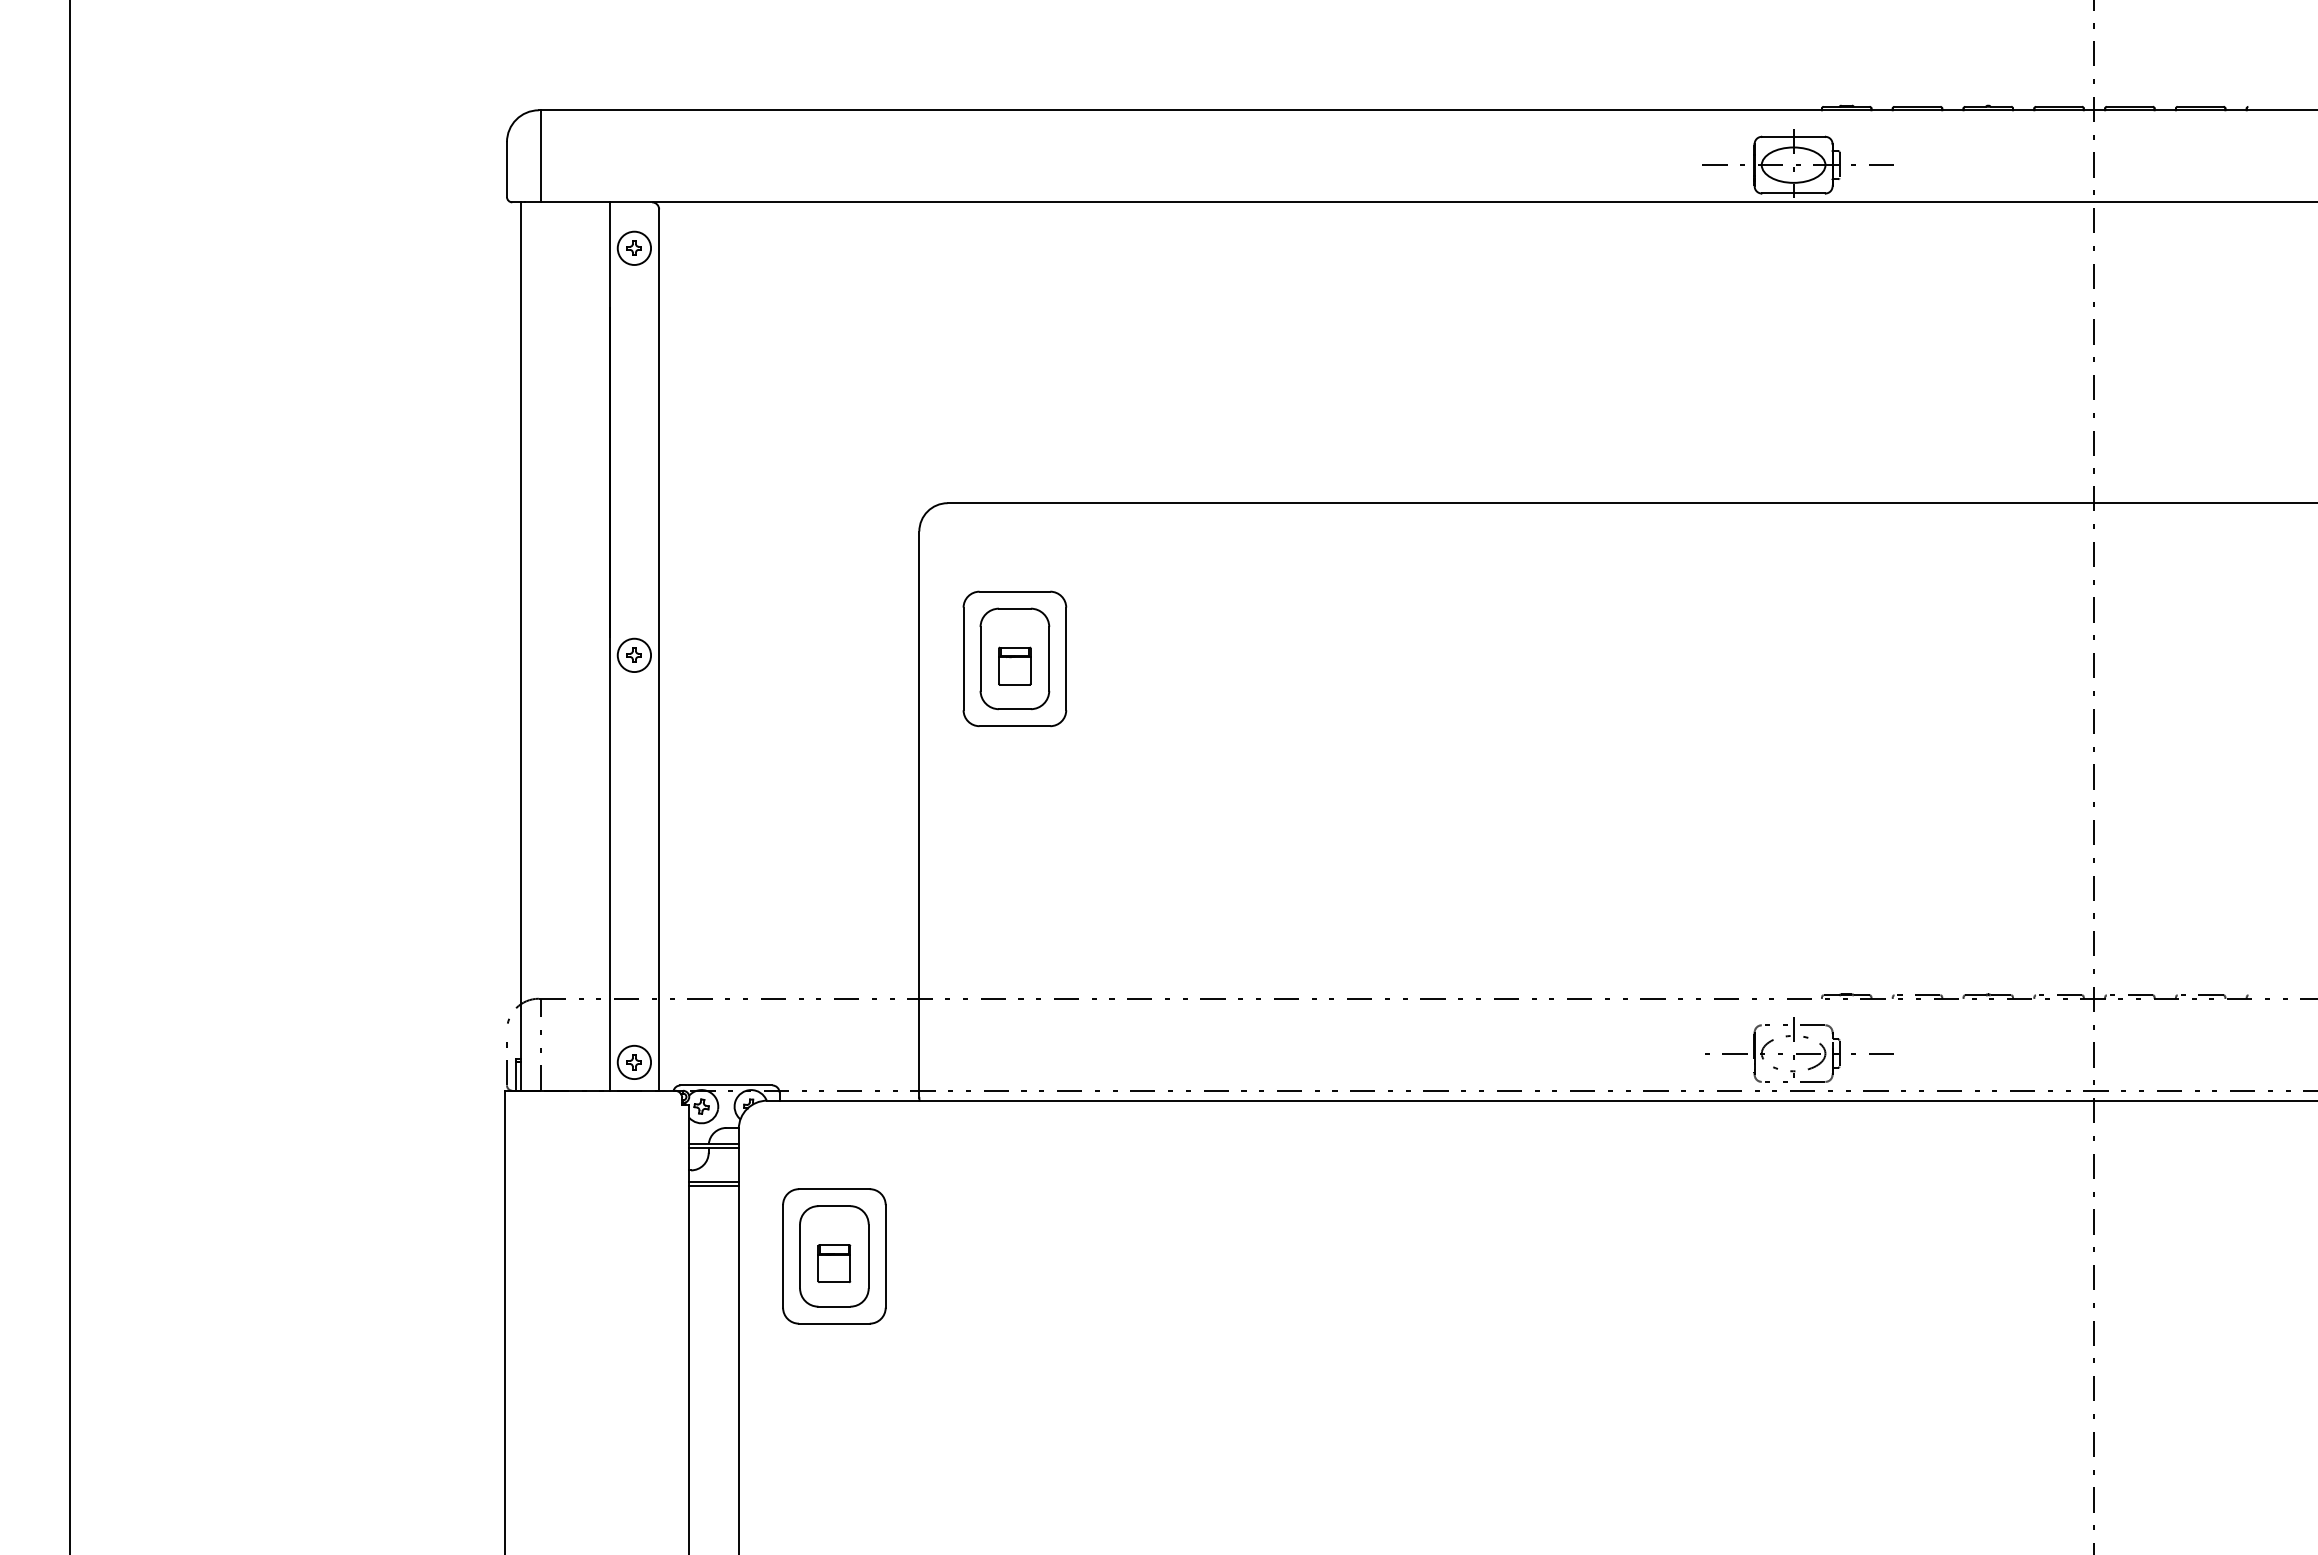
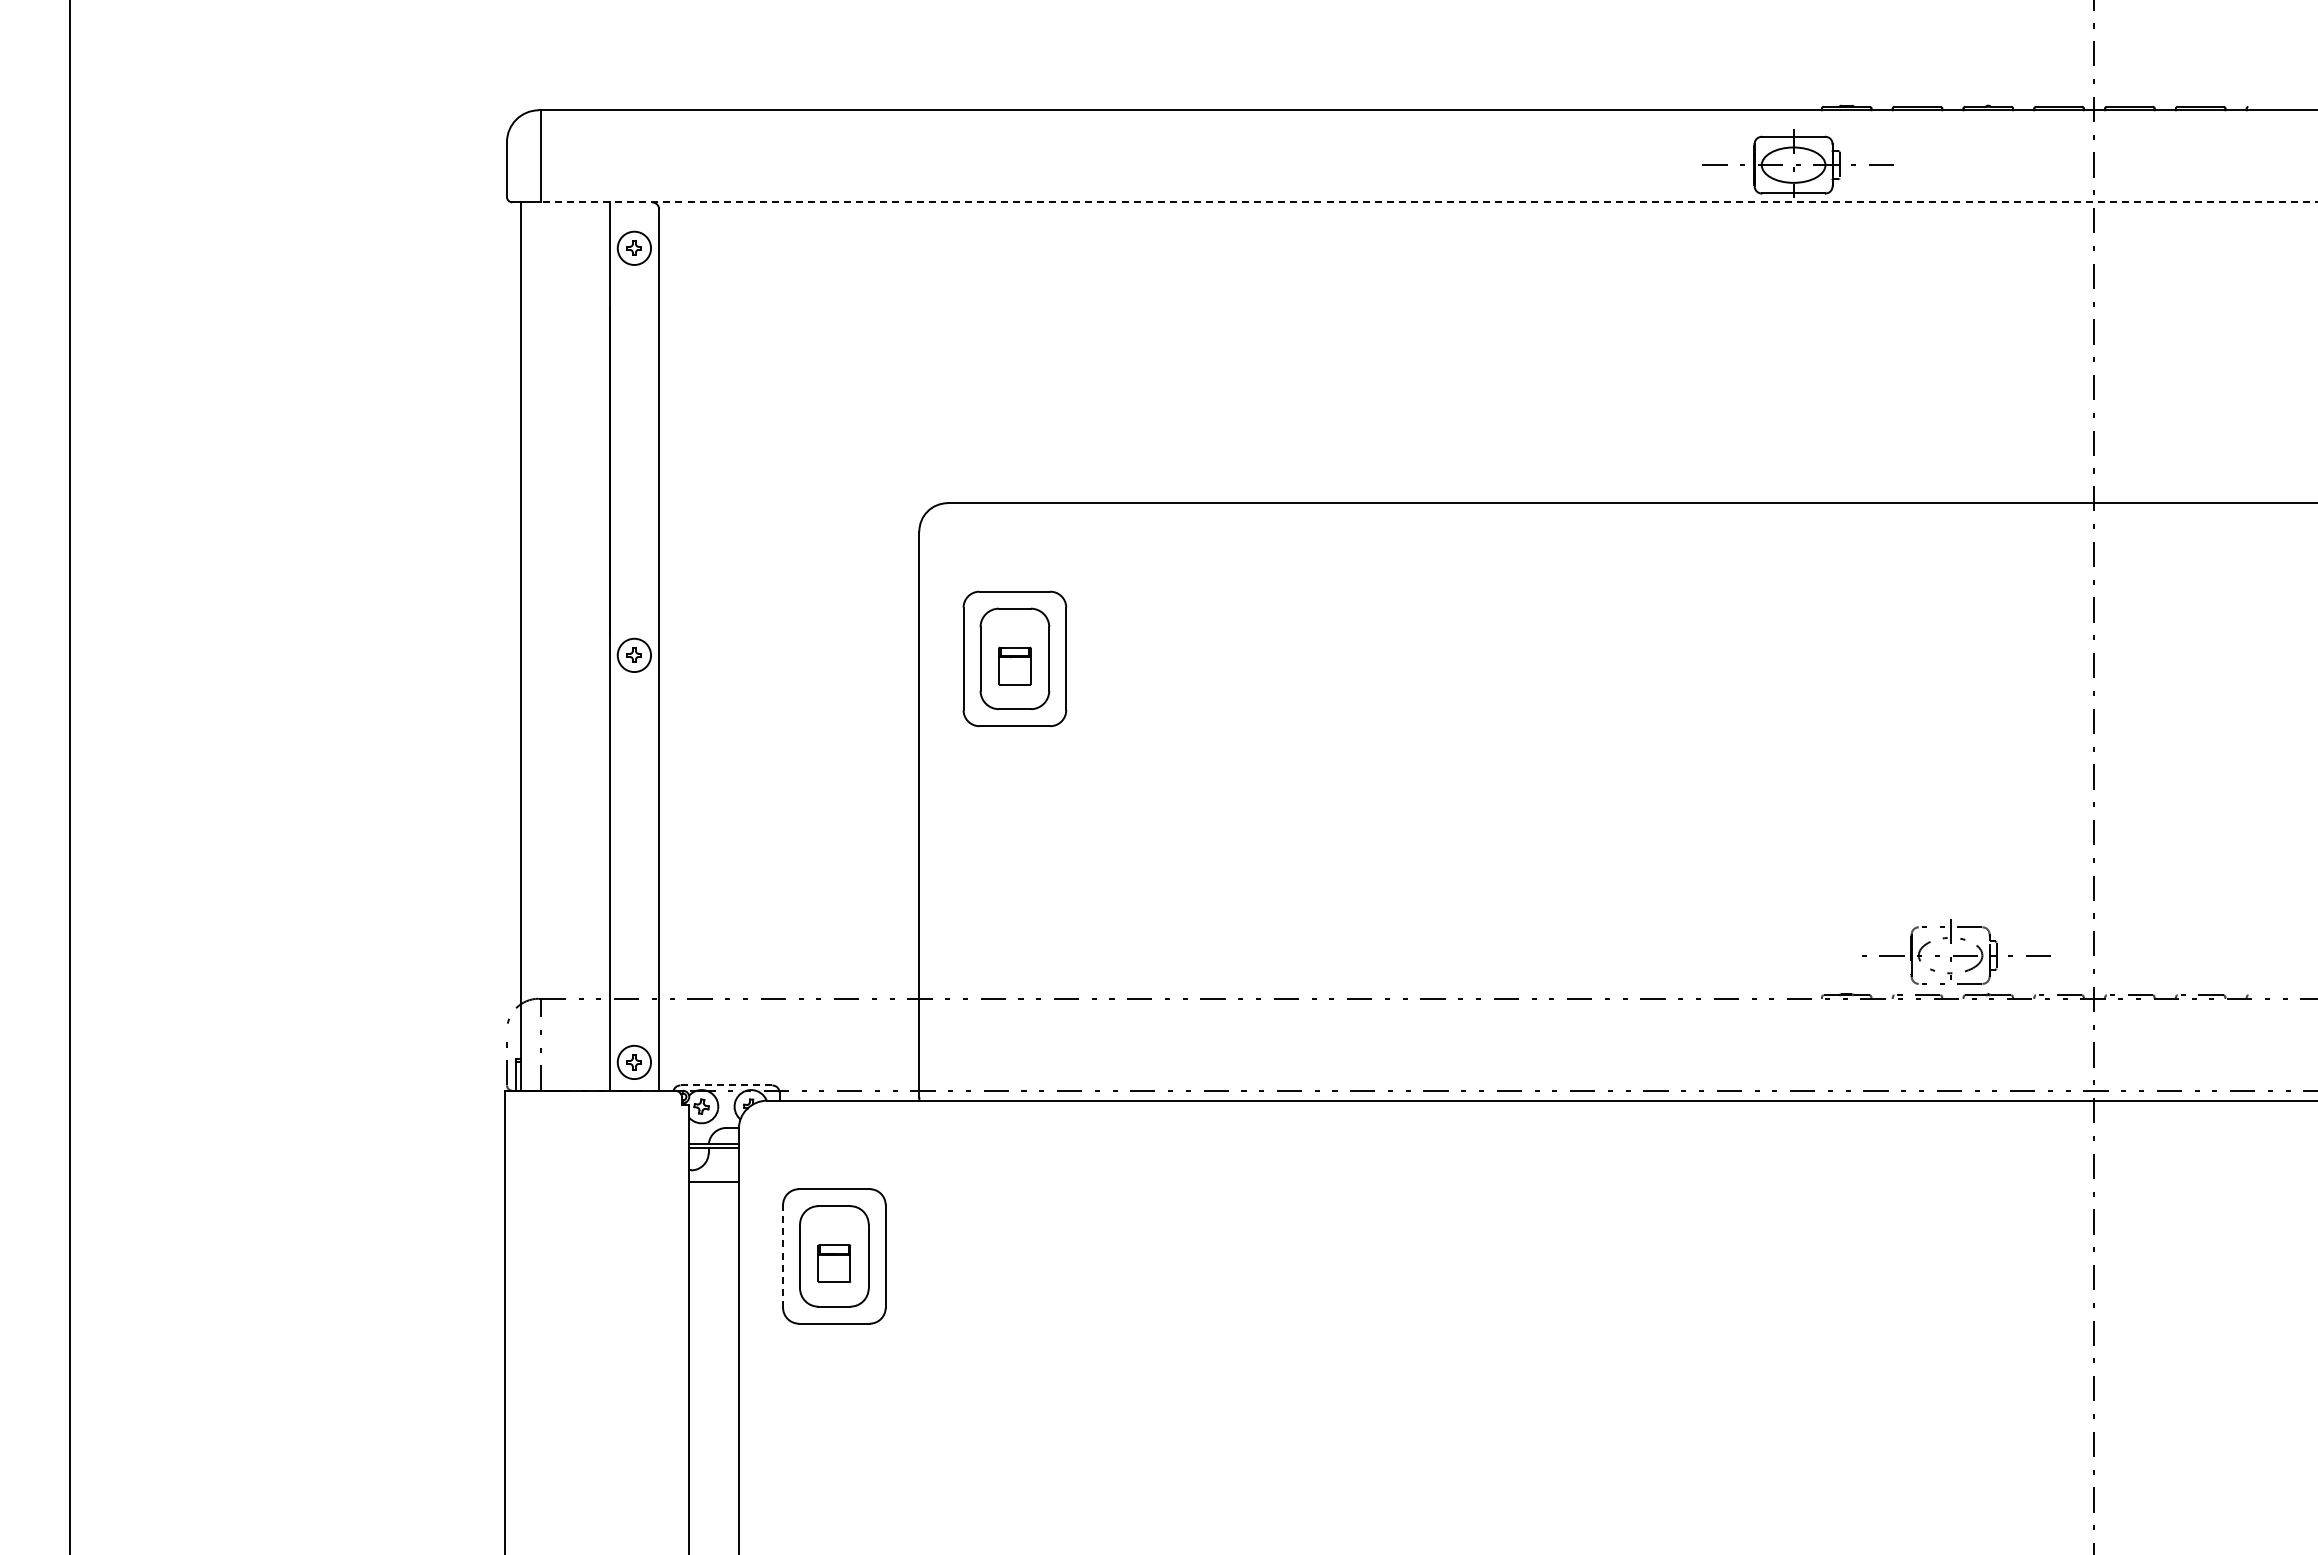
line: solid -> dashed (1428, 202)
part position: (1799, 1049) -> (1956, 951) (1956, 951)
line: solid -> dashed (725, 1085)
line: present -> none (713, 1186)
line: solid -> dashed (783, 1255)
